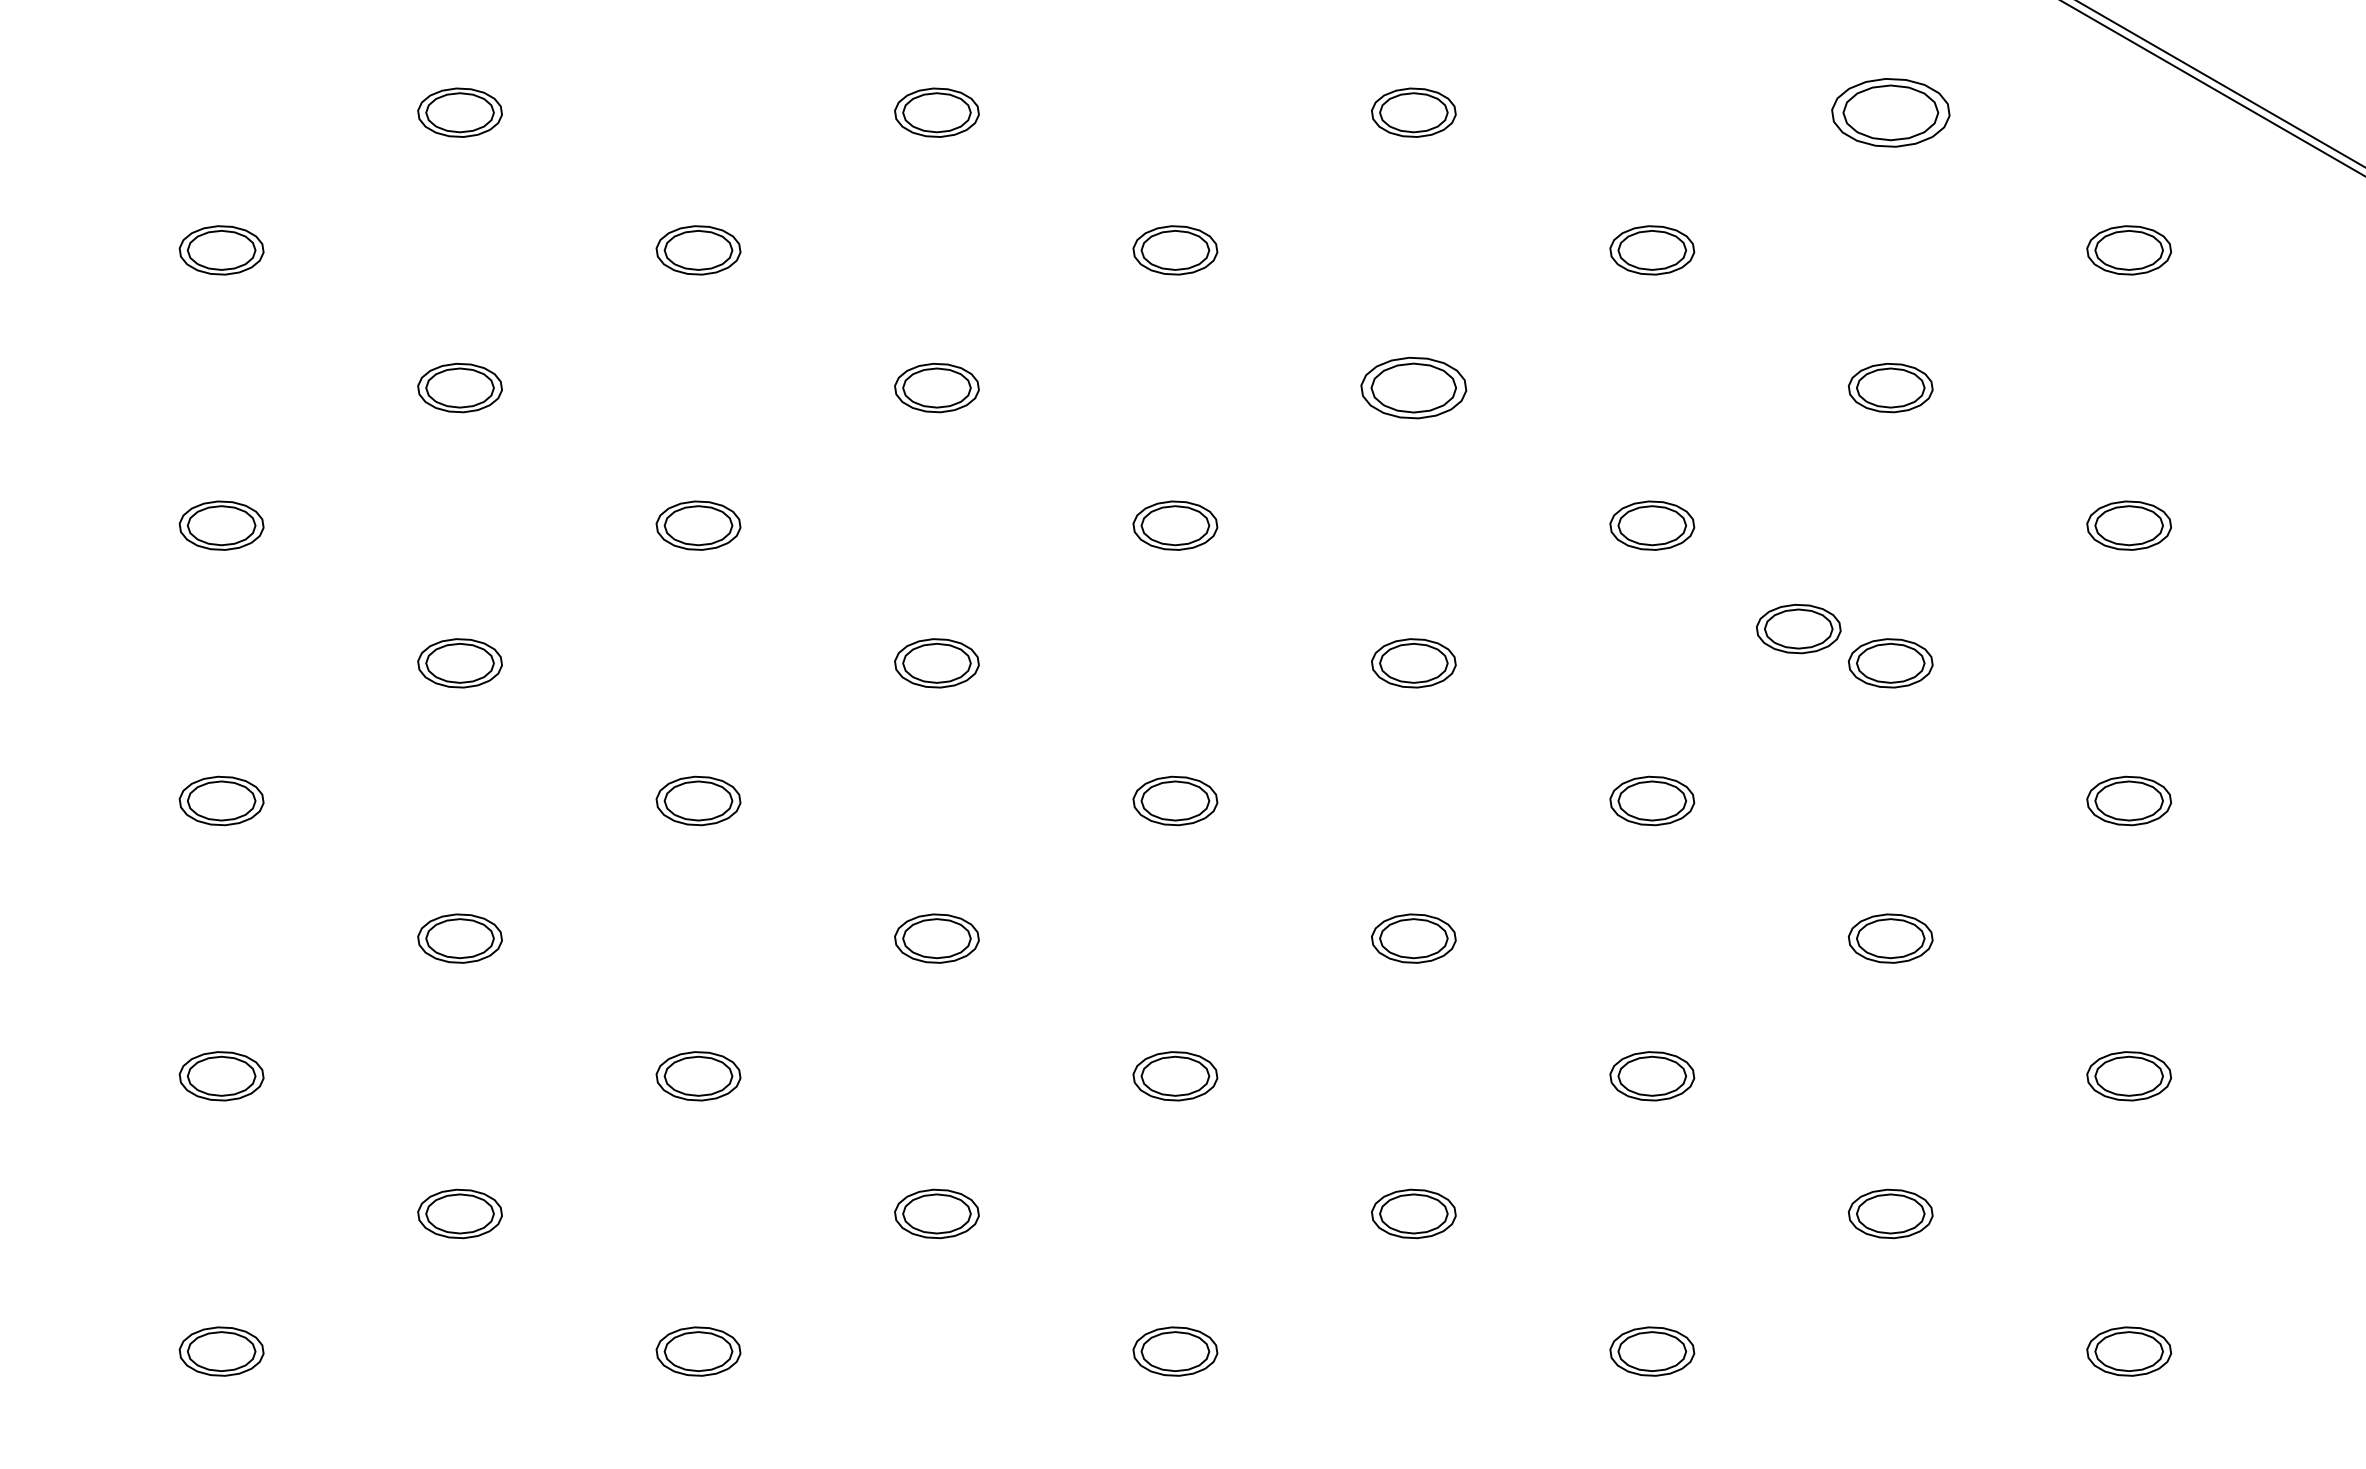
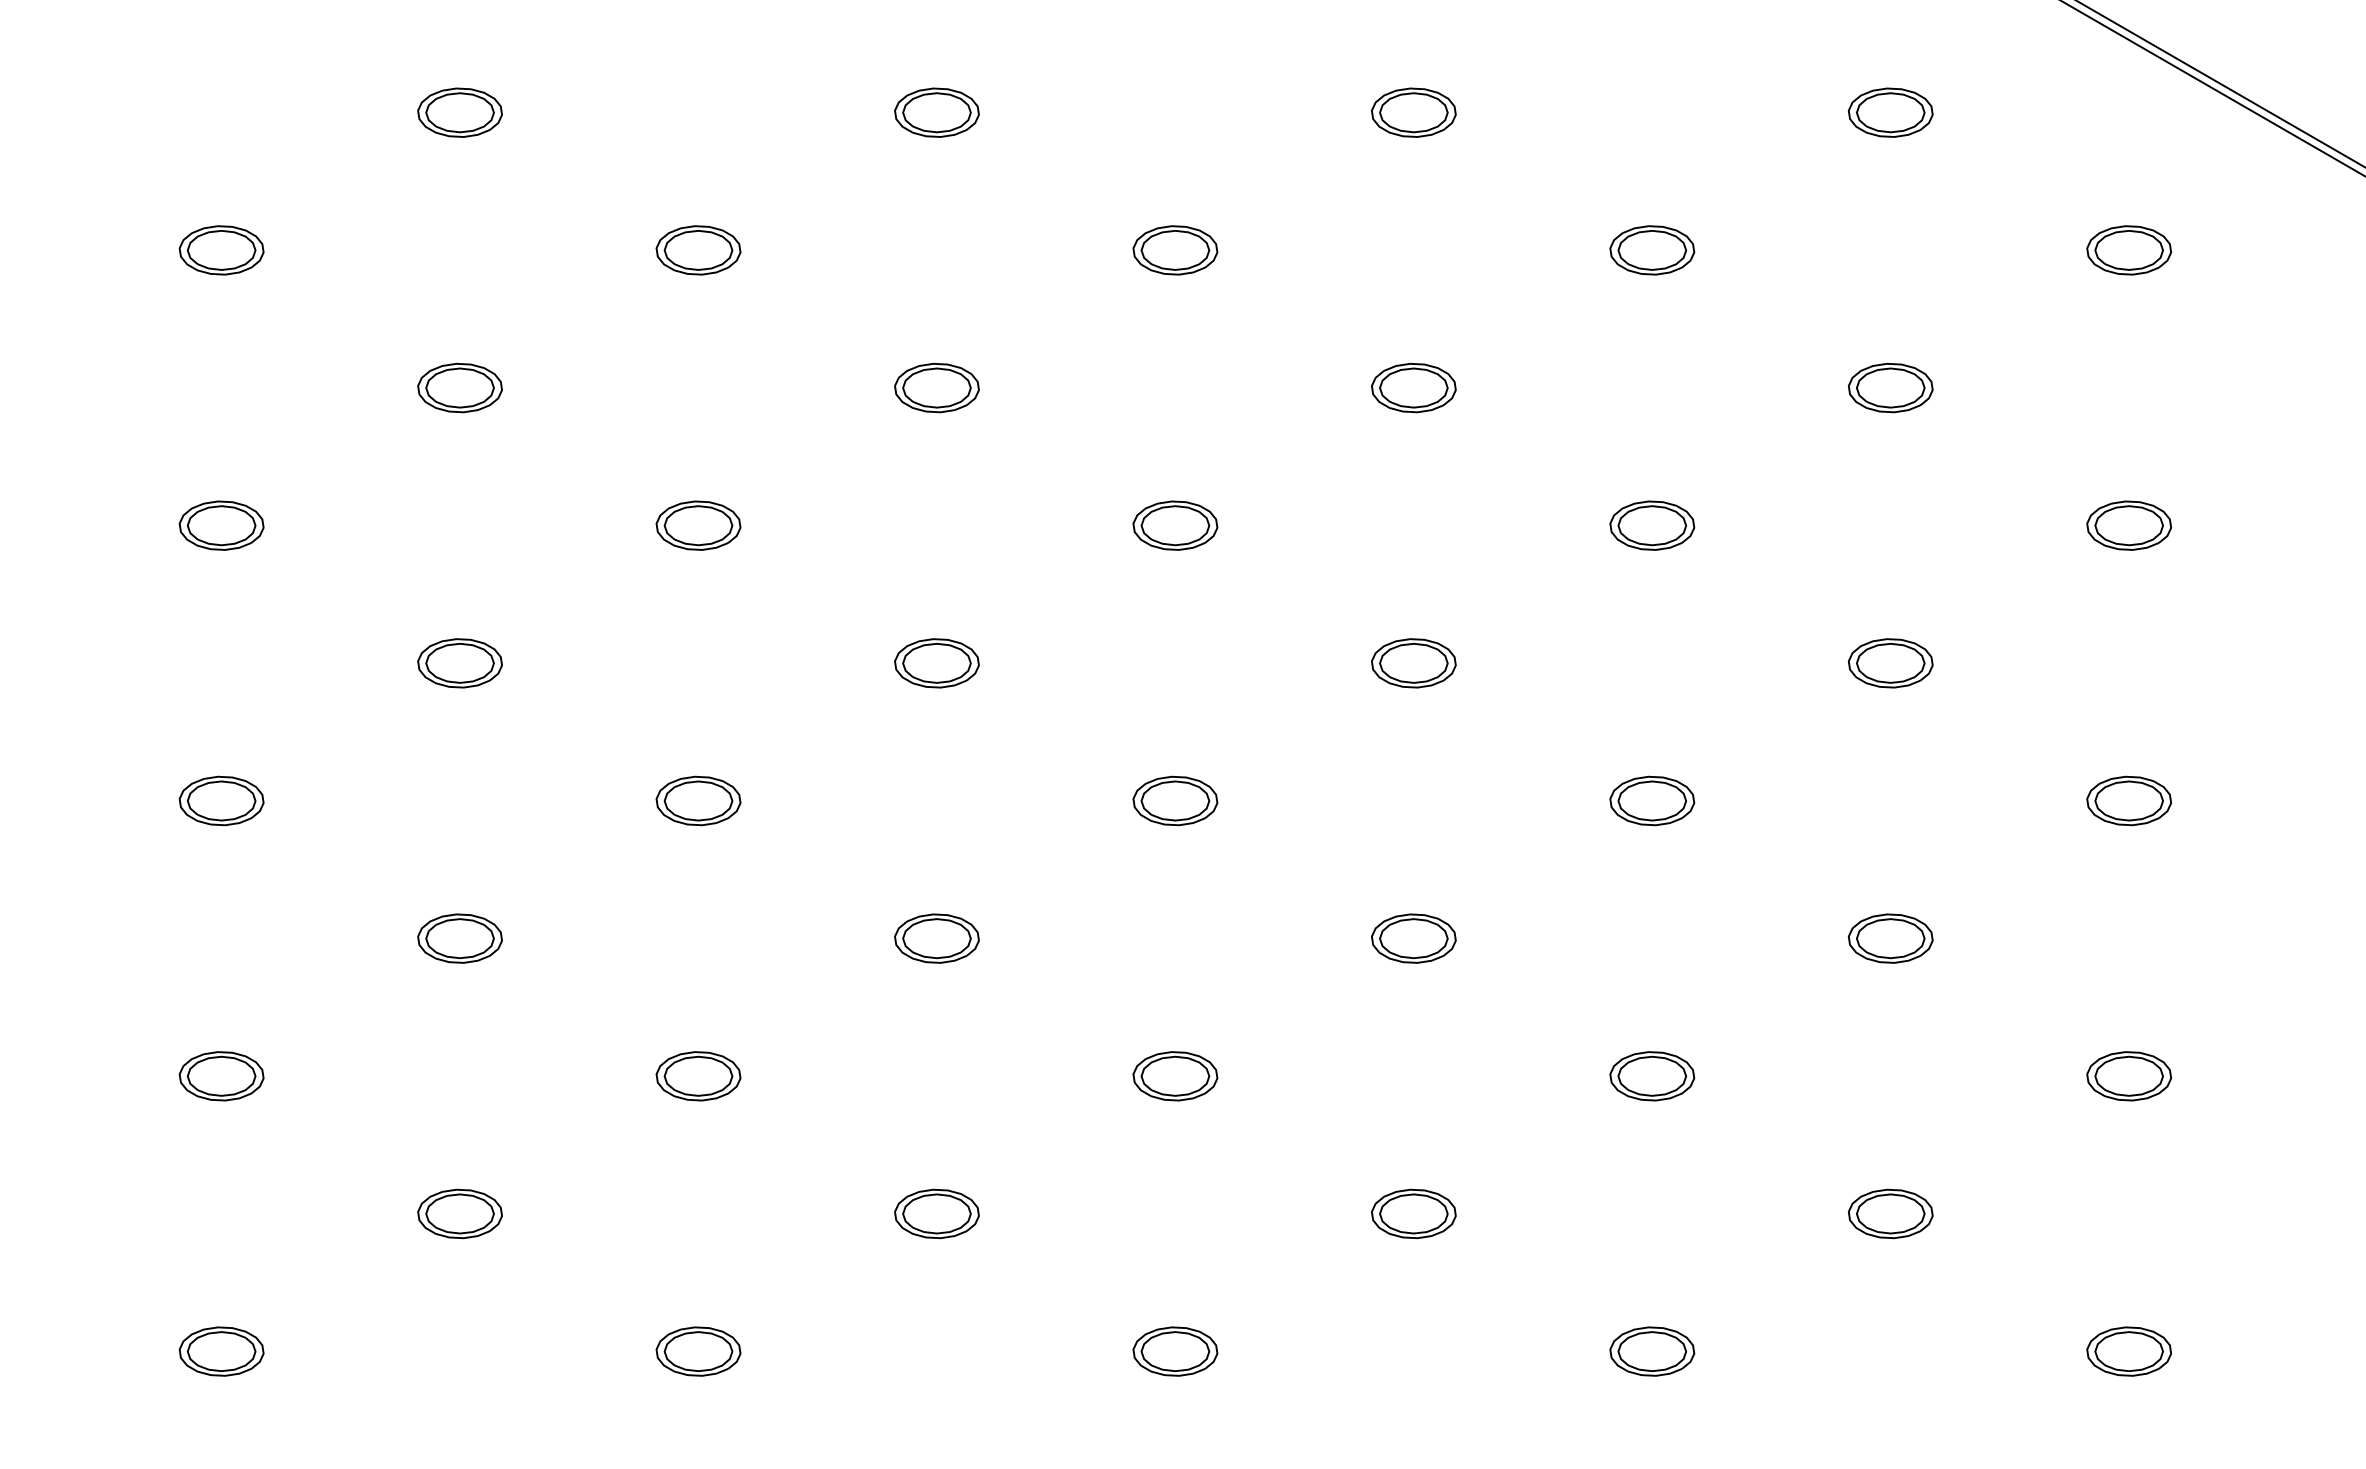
part size: 120x70 px -> 87x51 px (1890, 112)
part size: 108x64 px -> 86x52 px (1413, 387)
part: present -> none (1798, 629)
